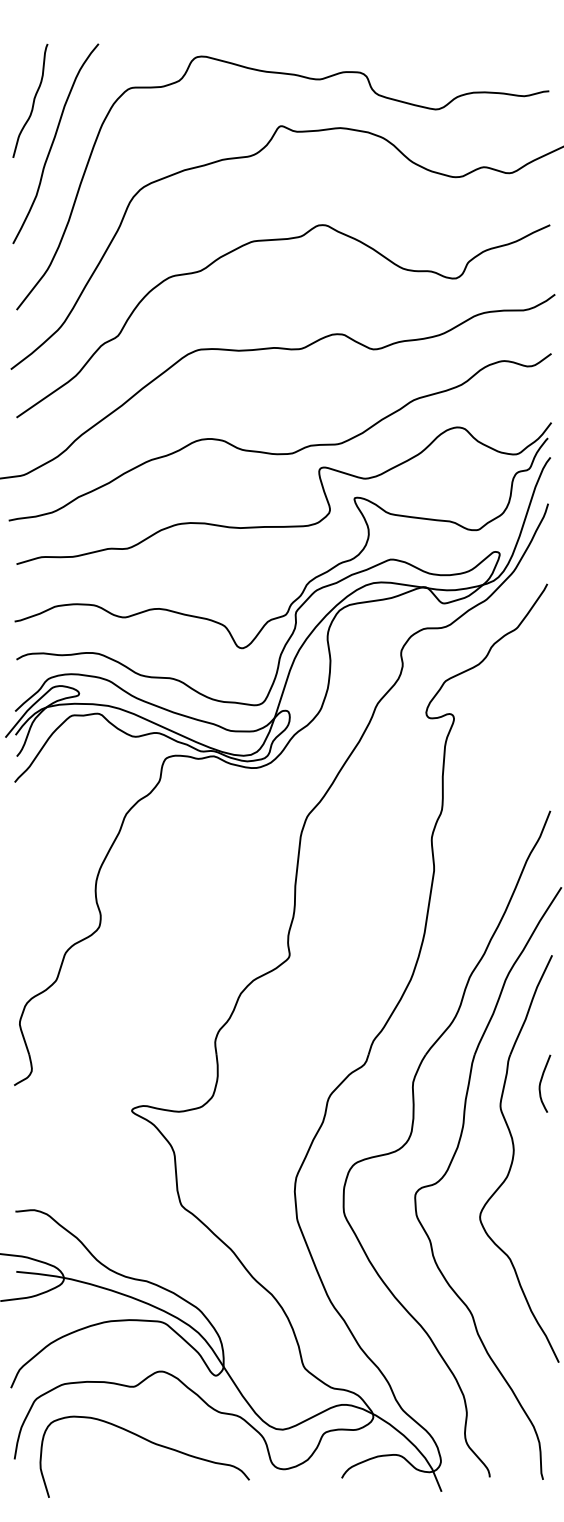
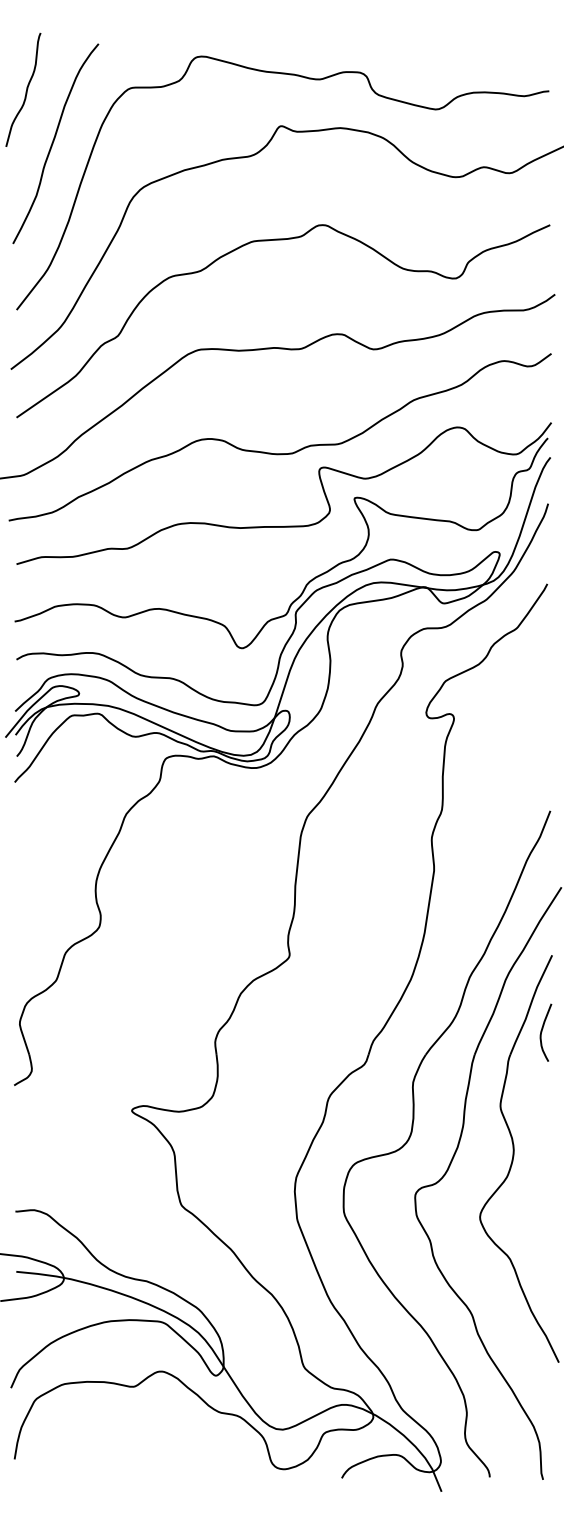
curve position: (32, 102) -> (25, 91) (25, 91)
curve position: (541, 1083) -> (542, 1032) (542, 1032)
curve: present -> none (151, 1443)
